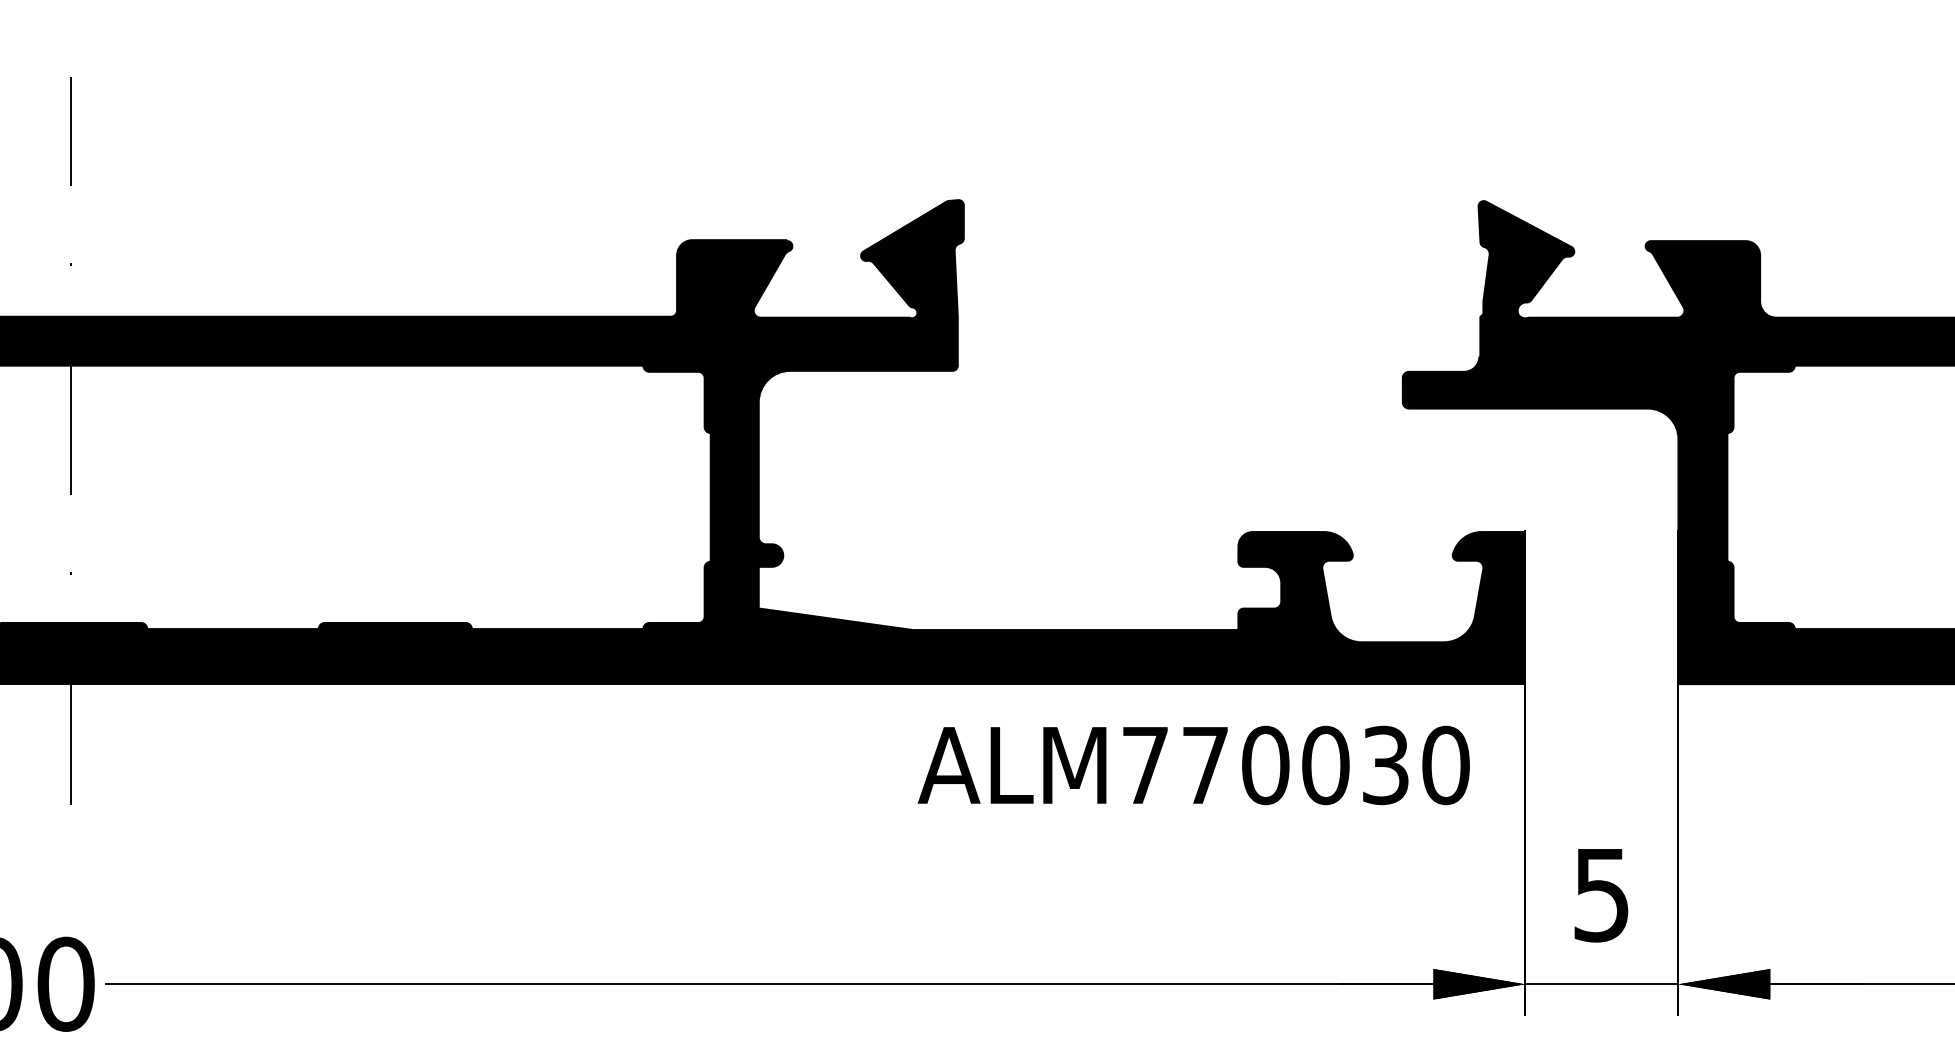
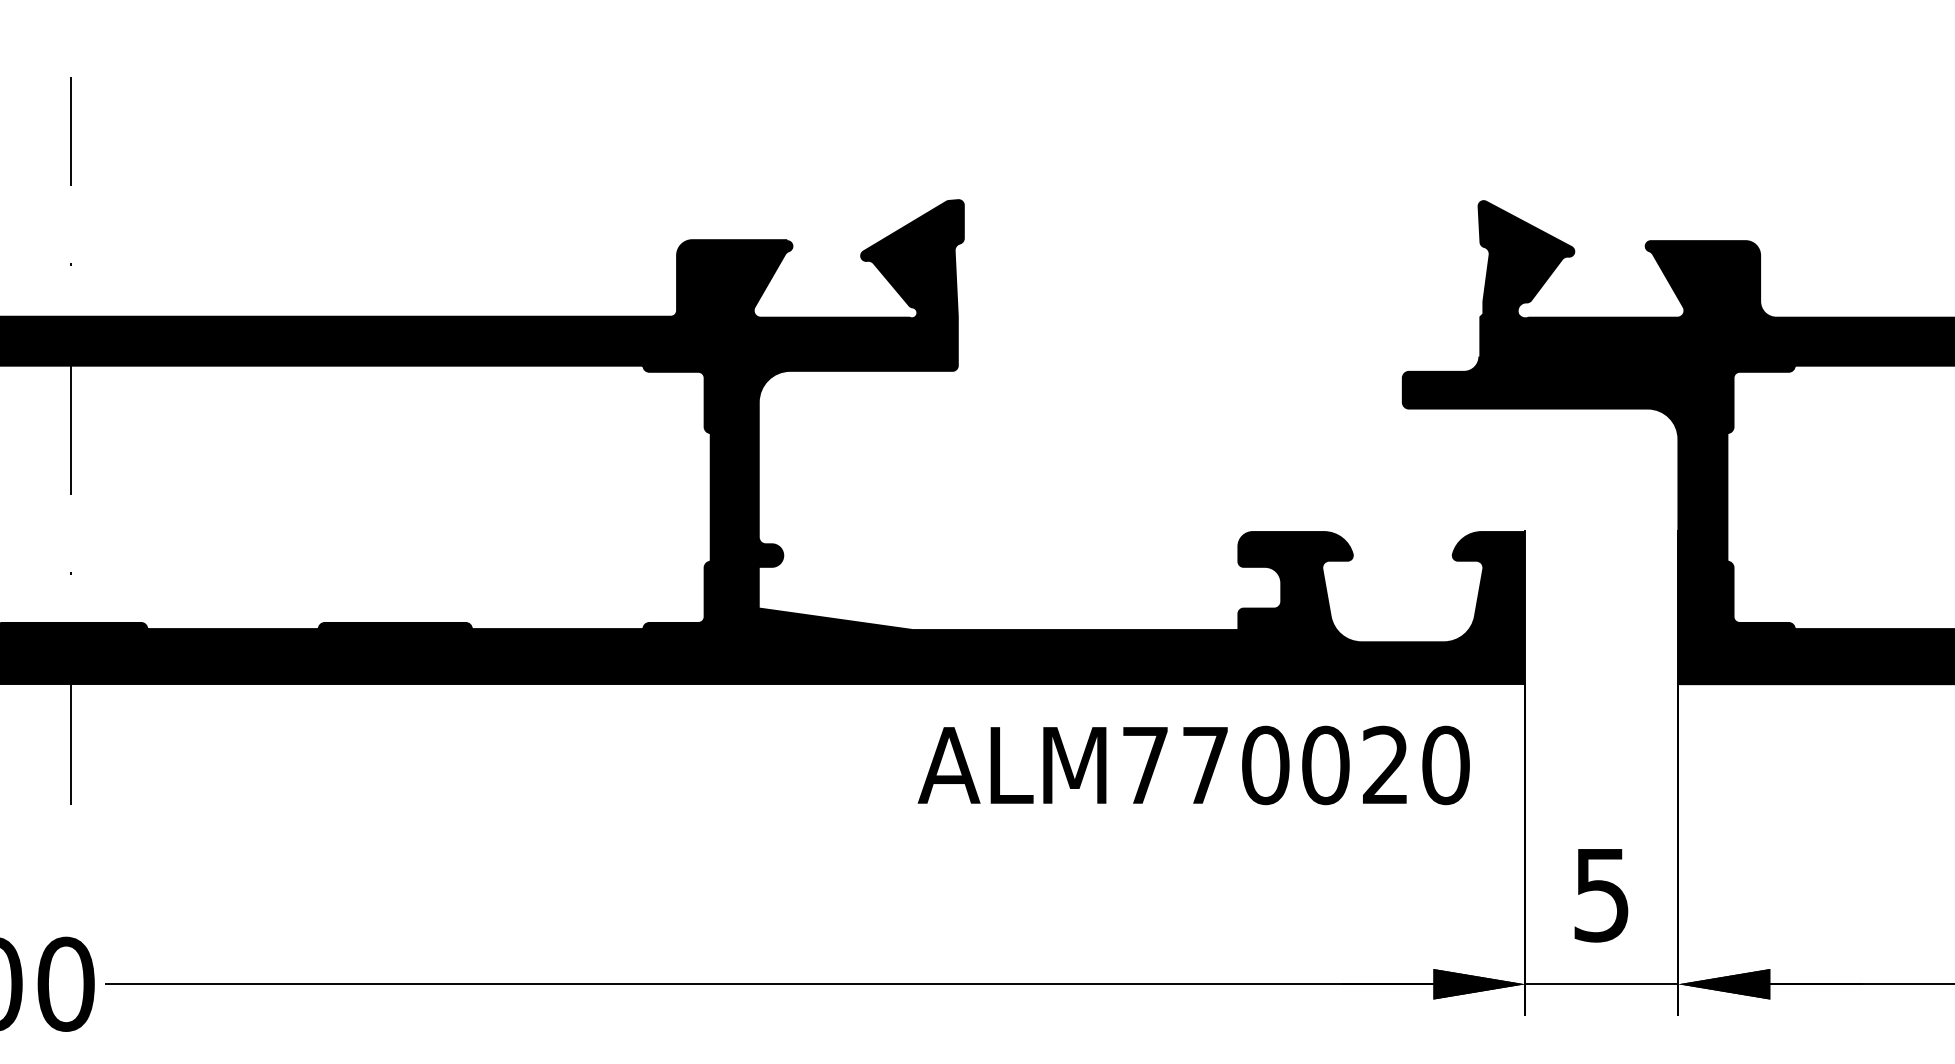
text: ALM770030 -> ALM770020 (1385, 765)
